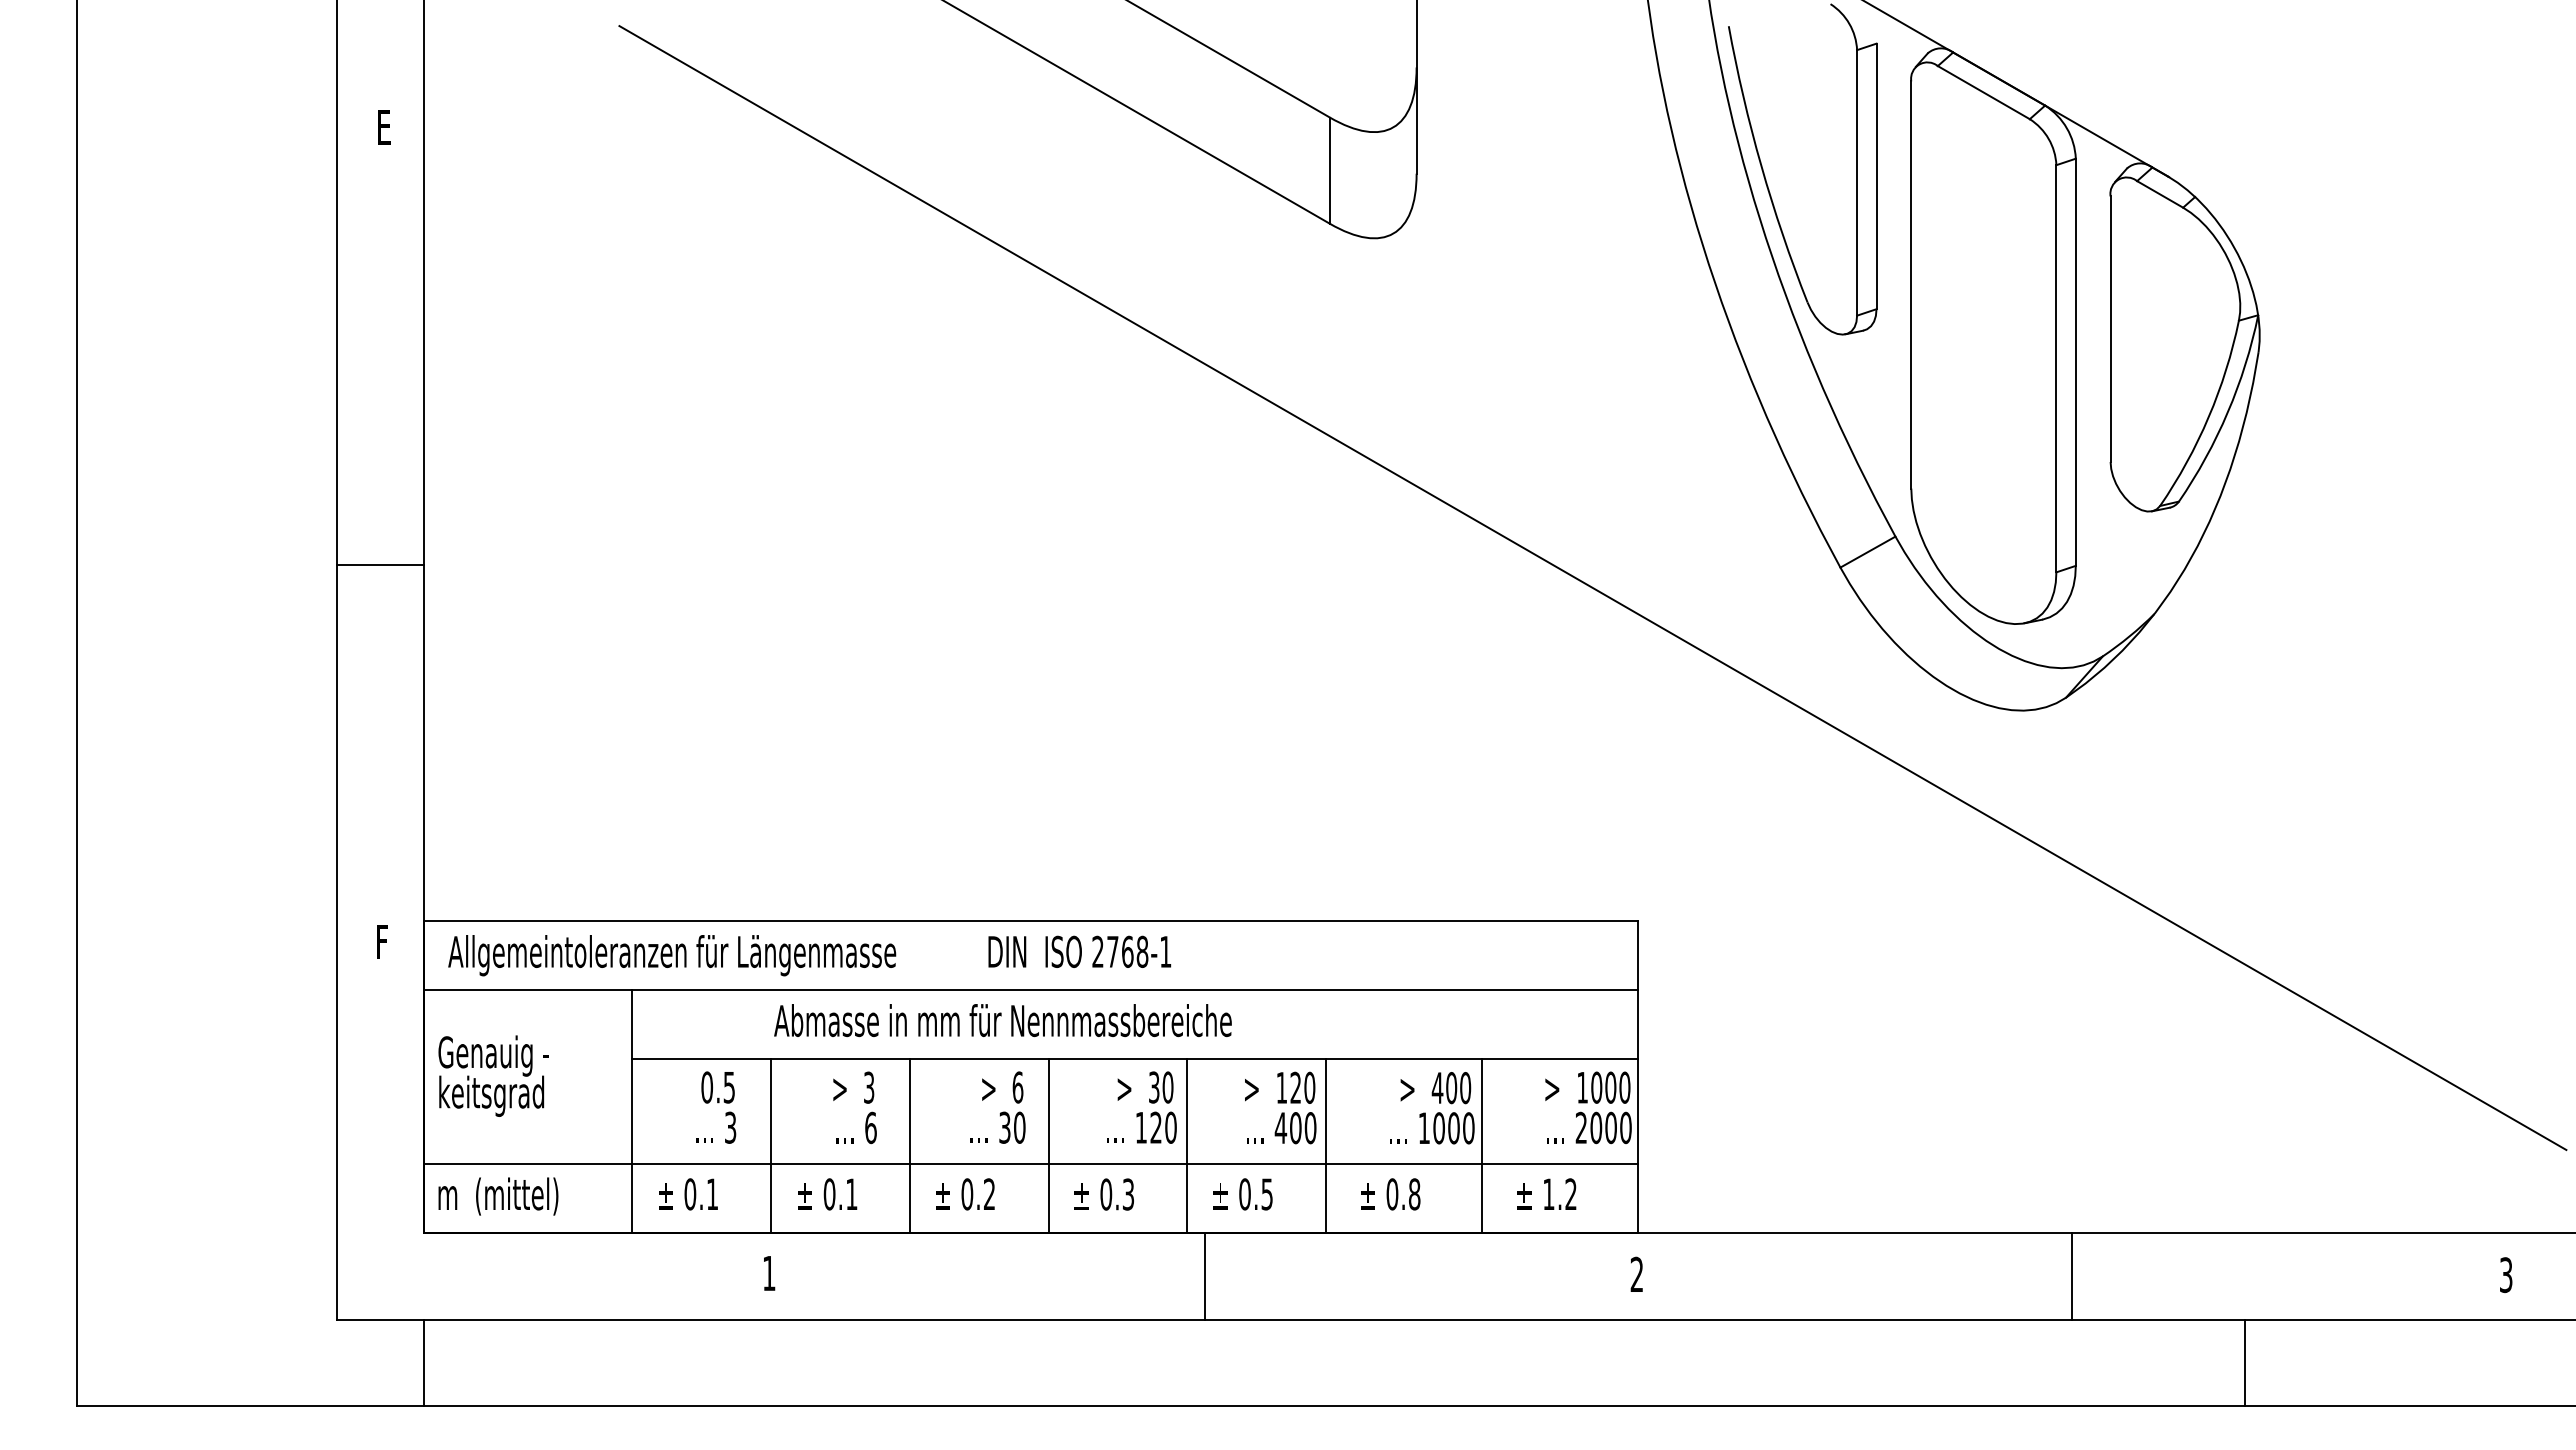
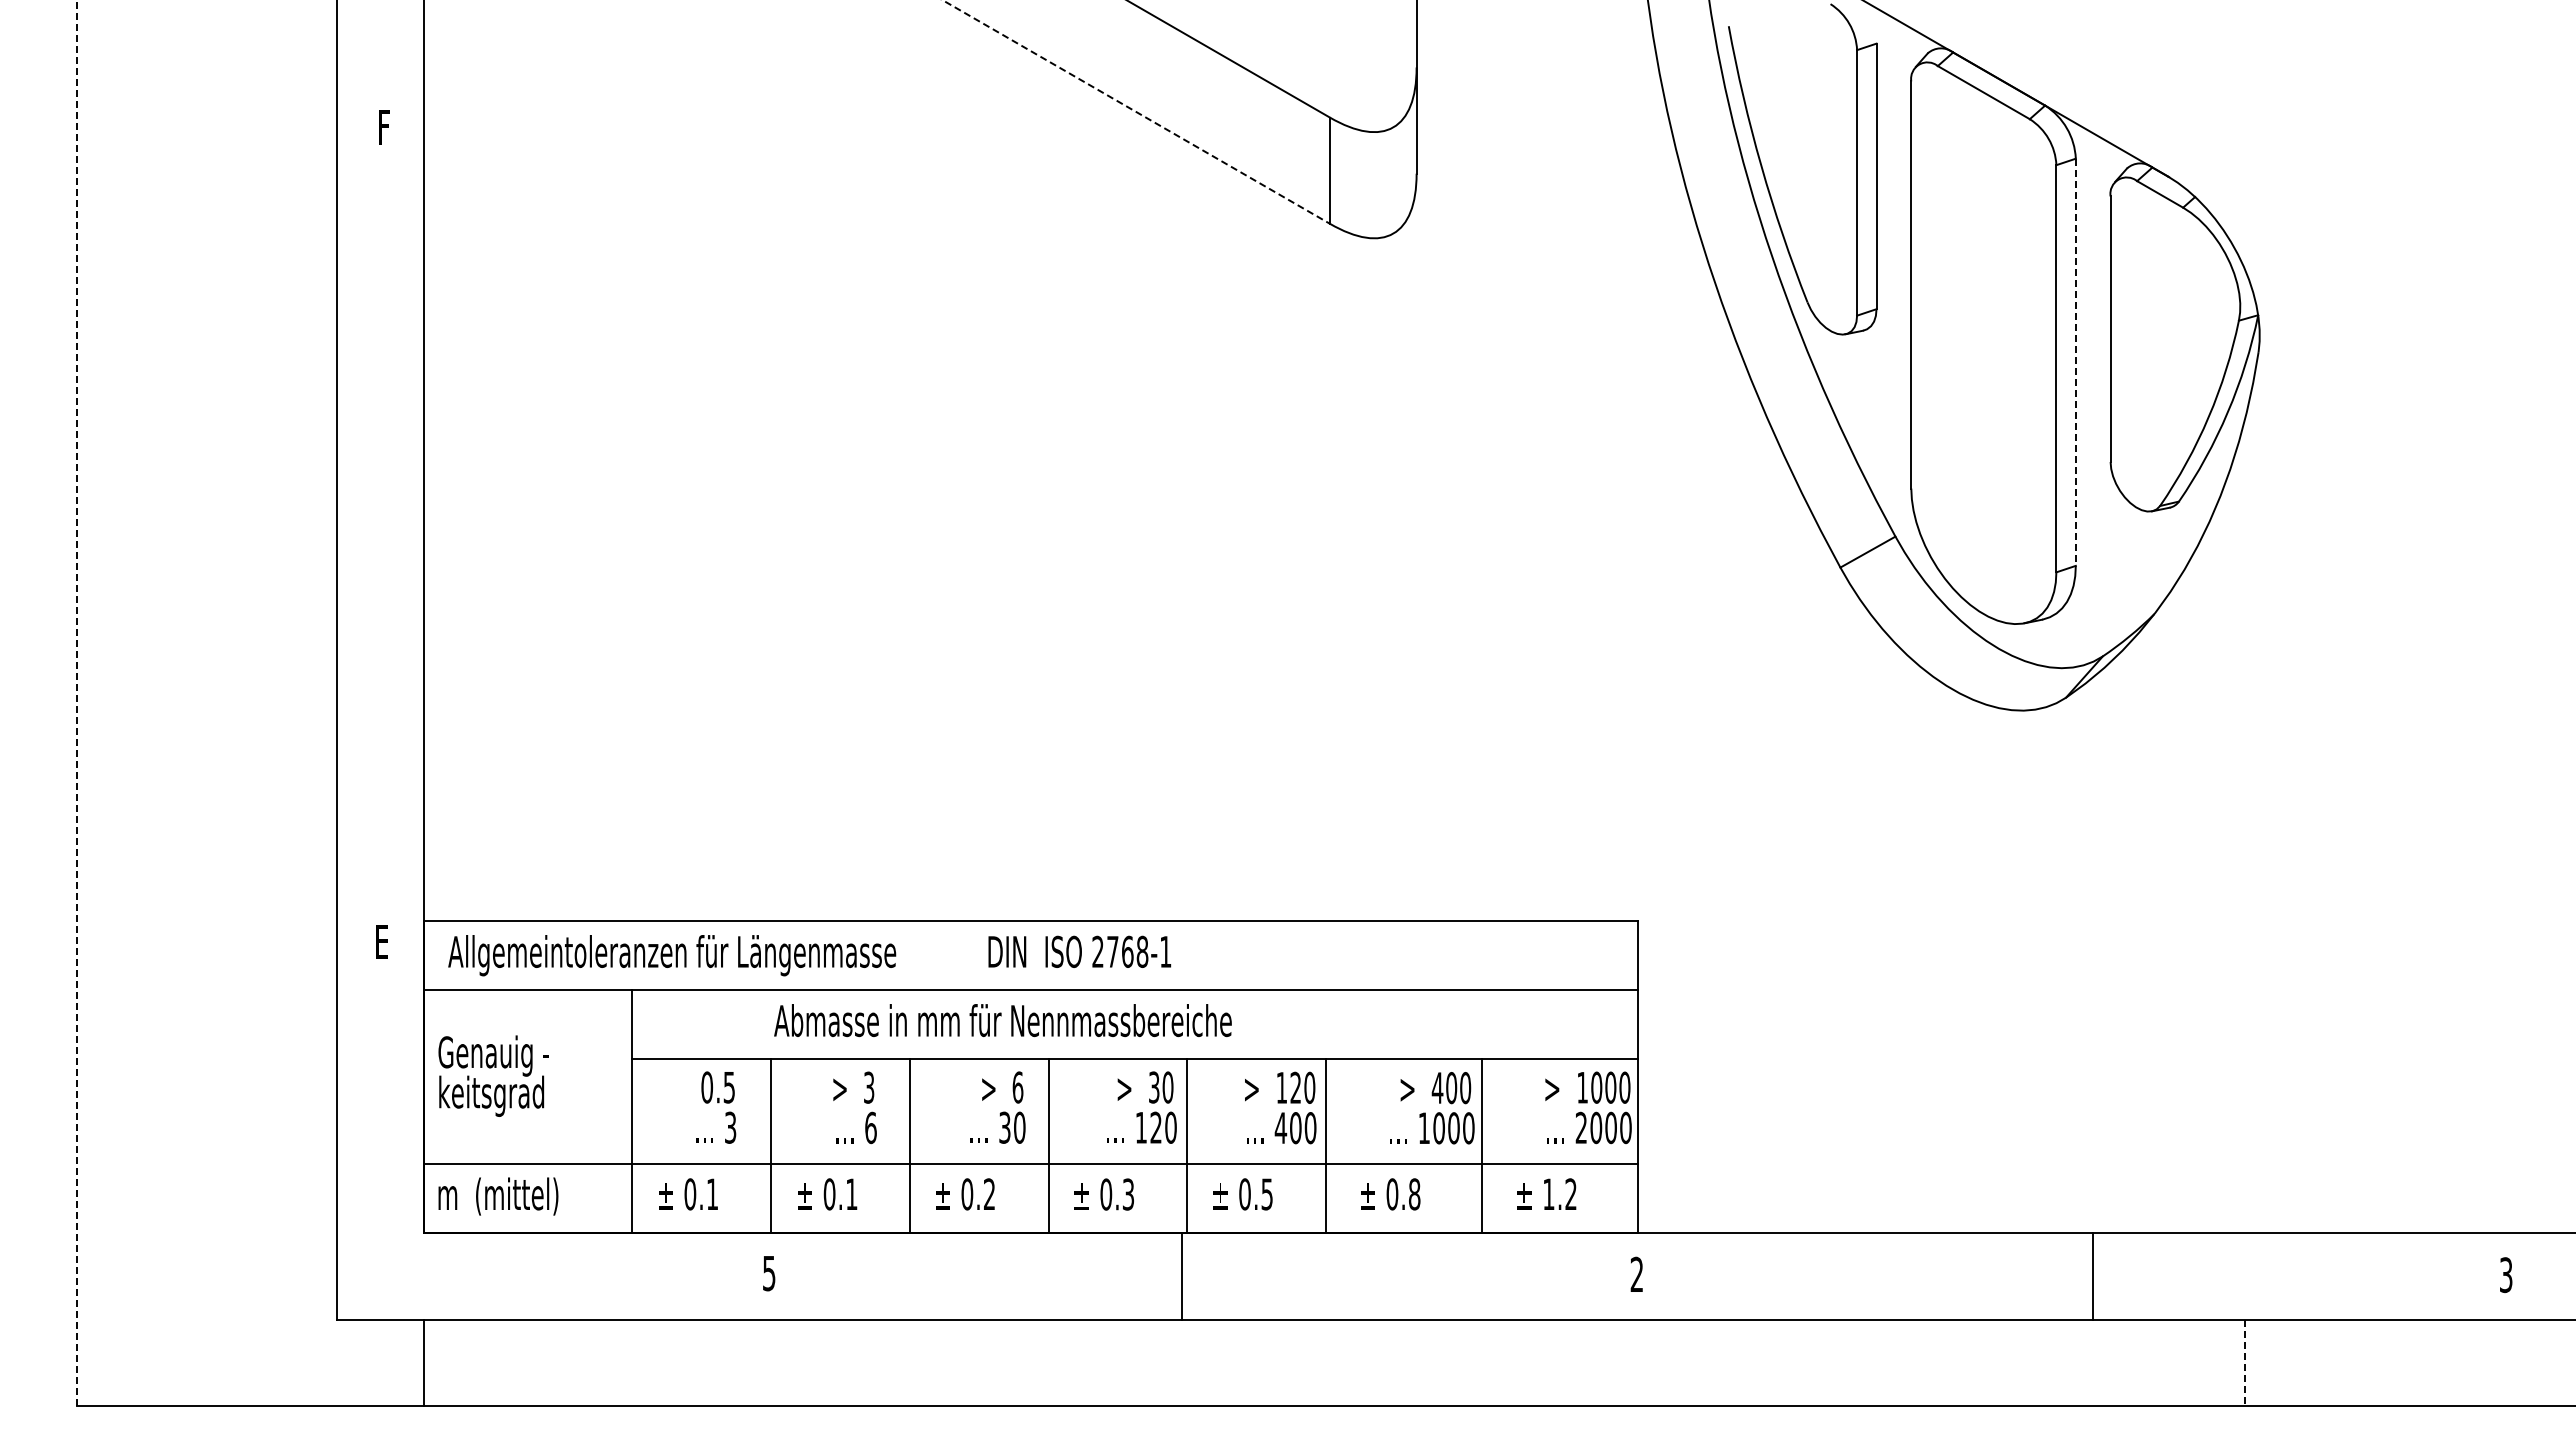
line: solid -> dashed (1136, 111)
text: E -> F (384, 127)
line: solid -> dashed (2075, 362)
line: present -> none (380, 565)
line: present -> none (1592, 588)
line: solid -> dashed (77, 703)
text: F -> E (381, 941)
text: 1 -> 5 (769, 1273)
line position: (1204, 1275) -> (1181, 1275) (1181, 1275)
line position: (2071, 1275) -> (2092, 1275) (2092, 1275)
line: solid -> dashed (2245, 1363)
